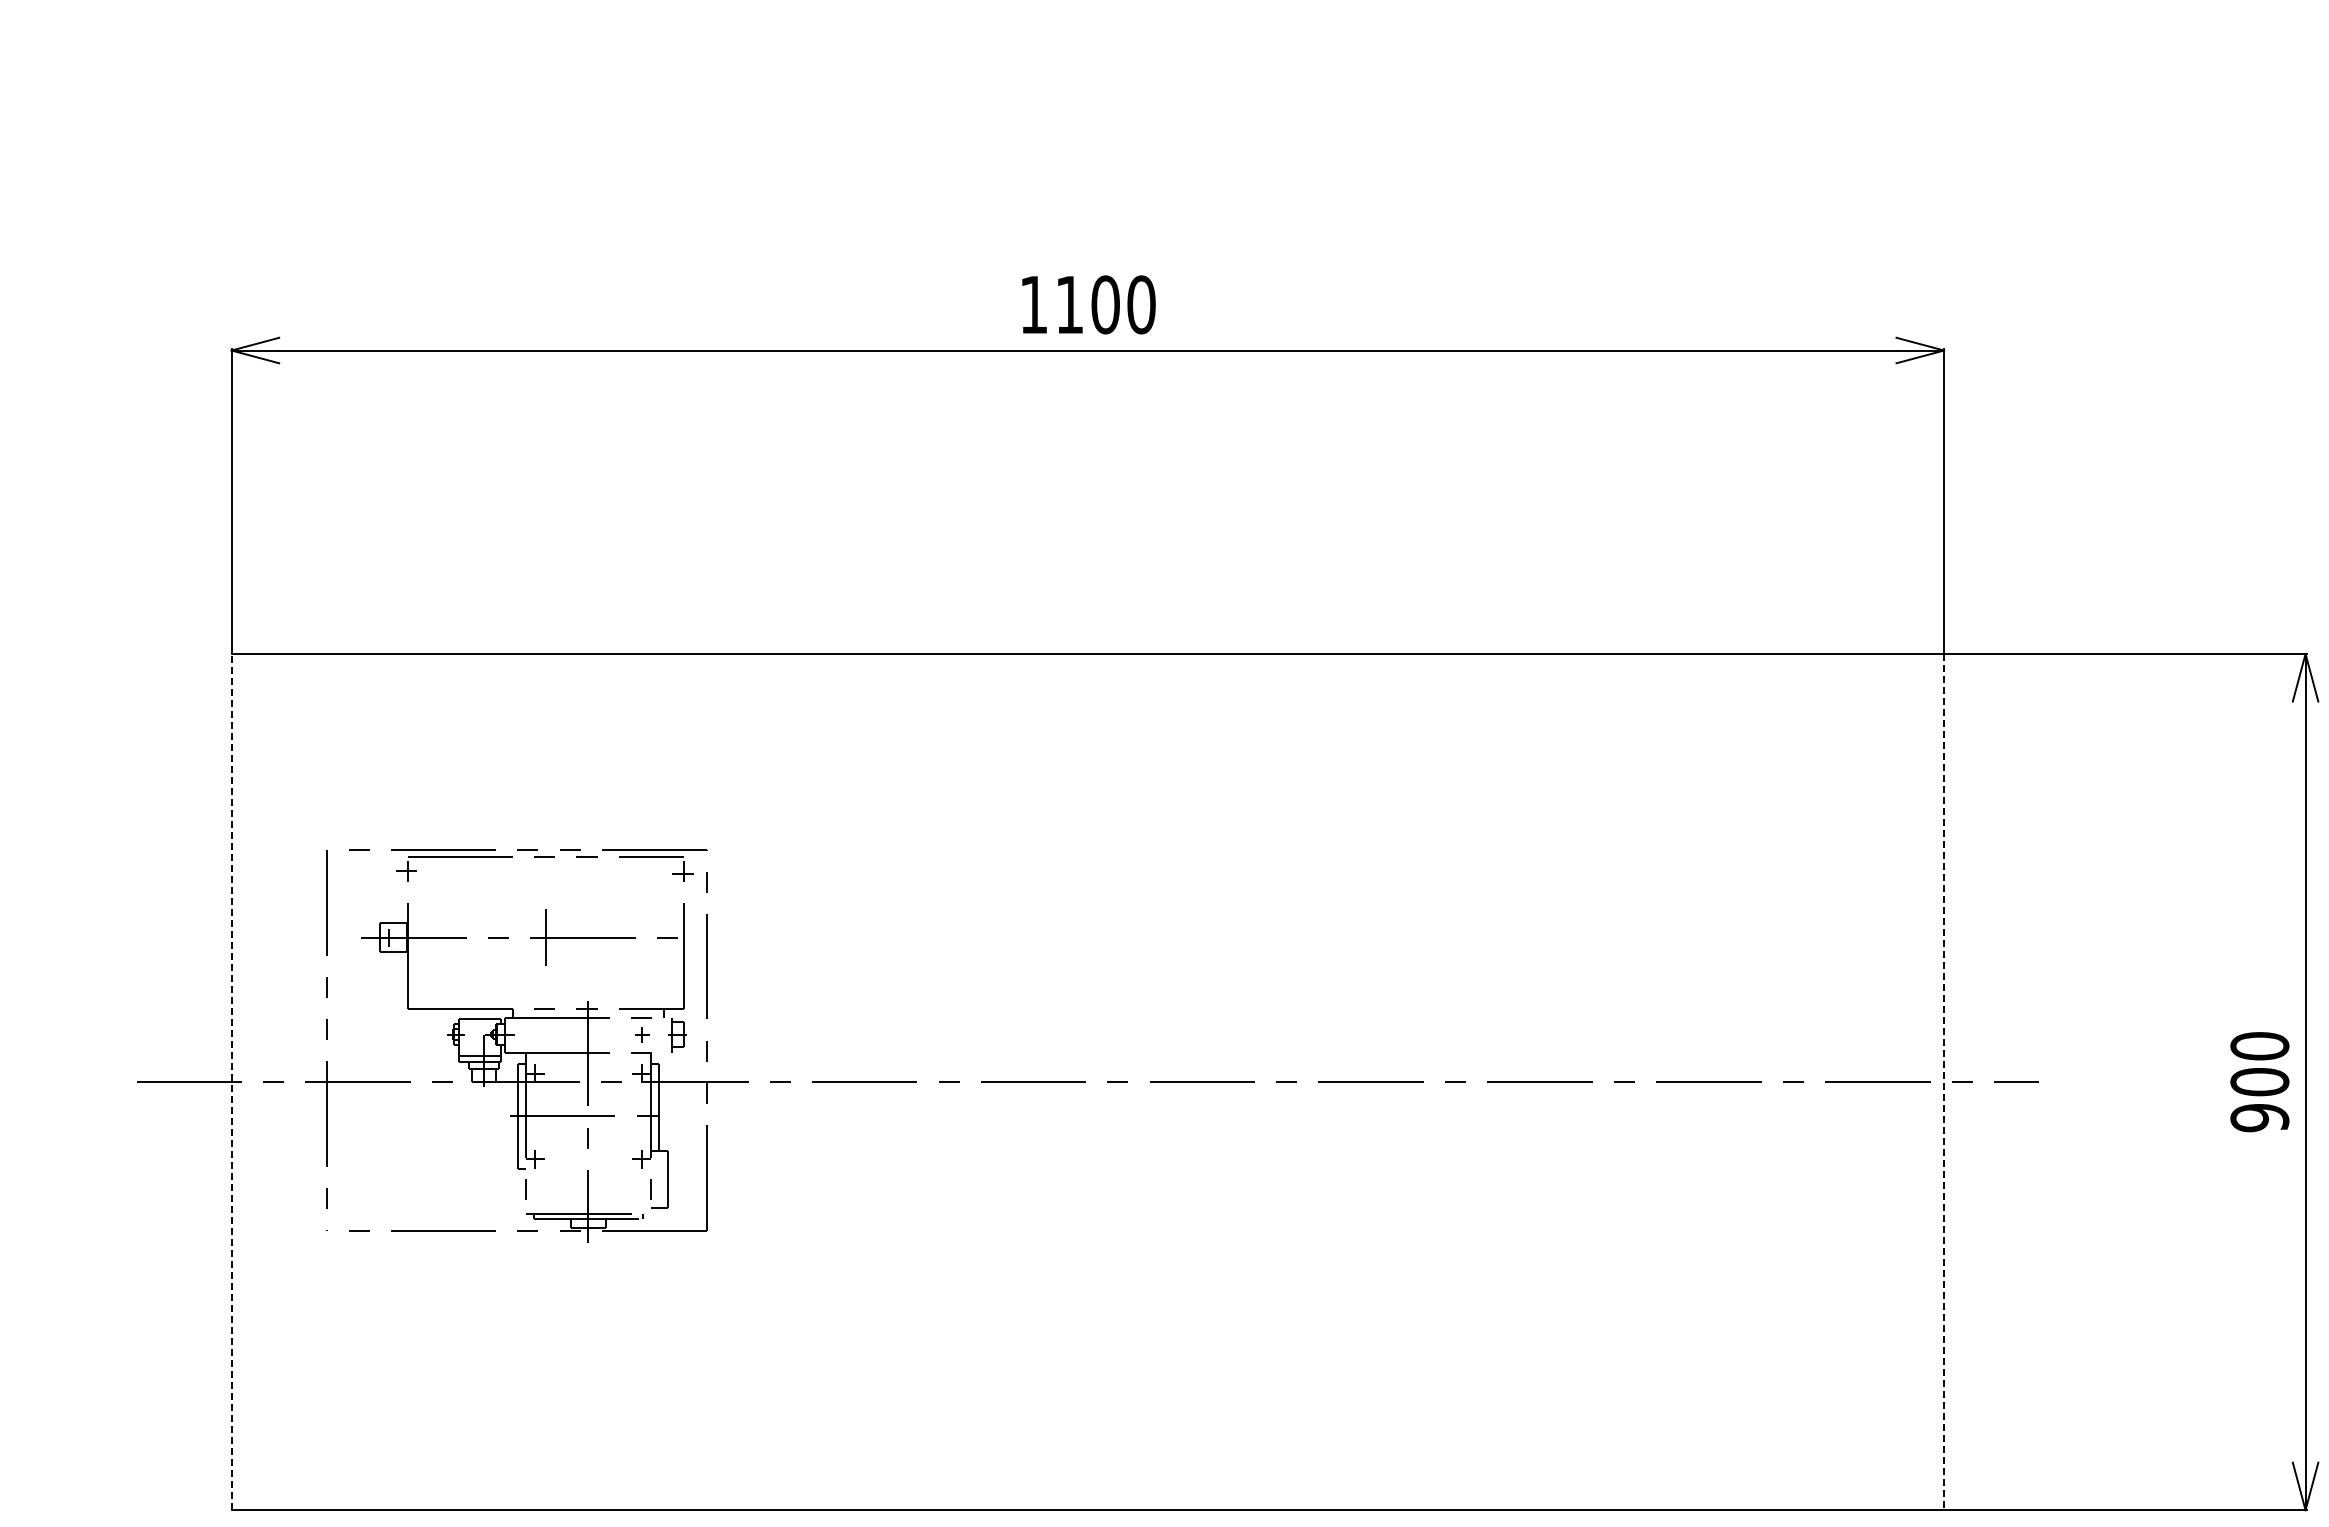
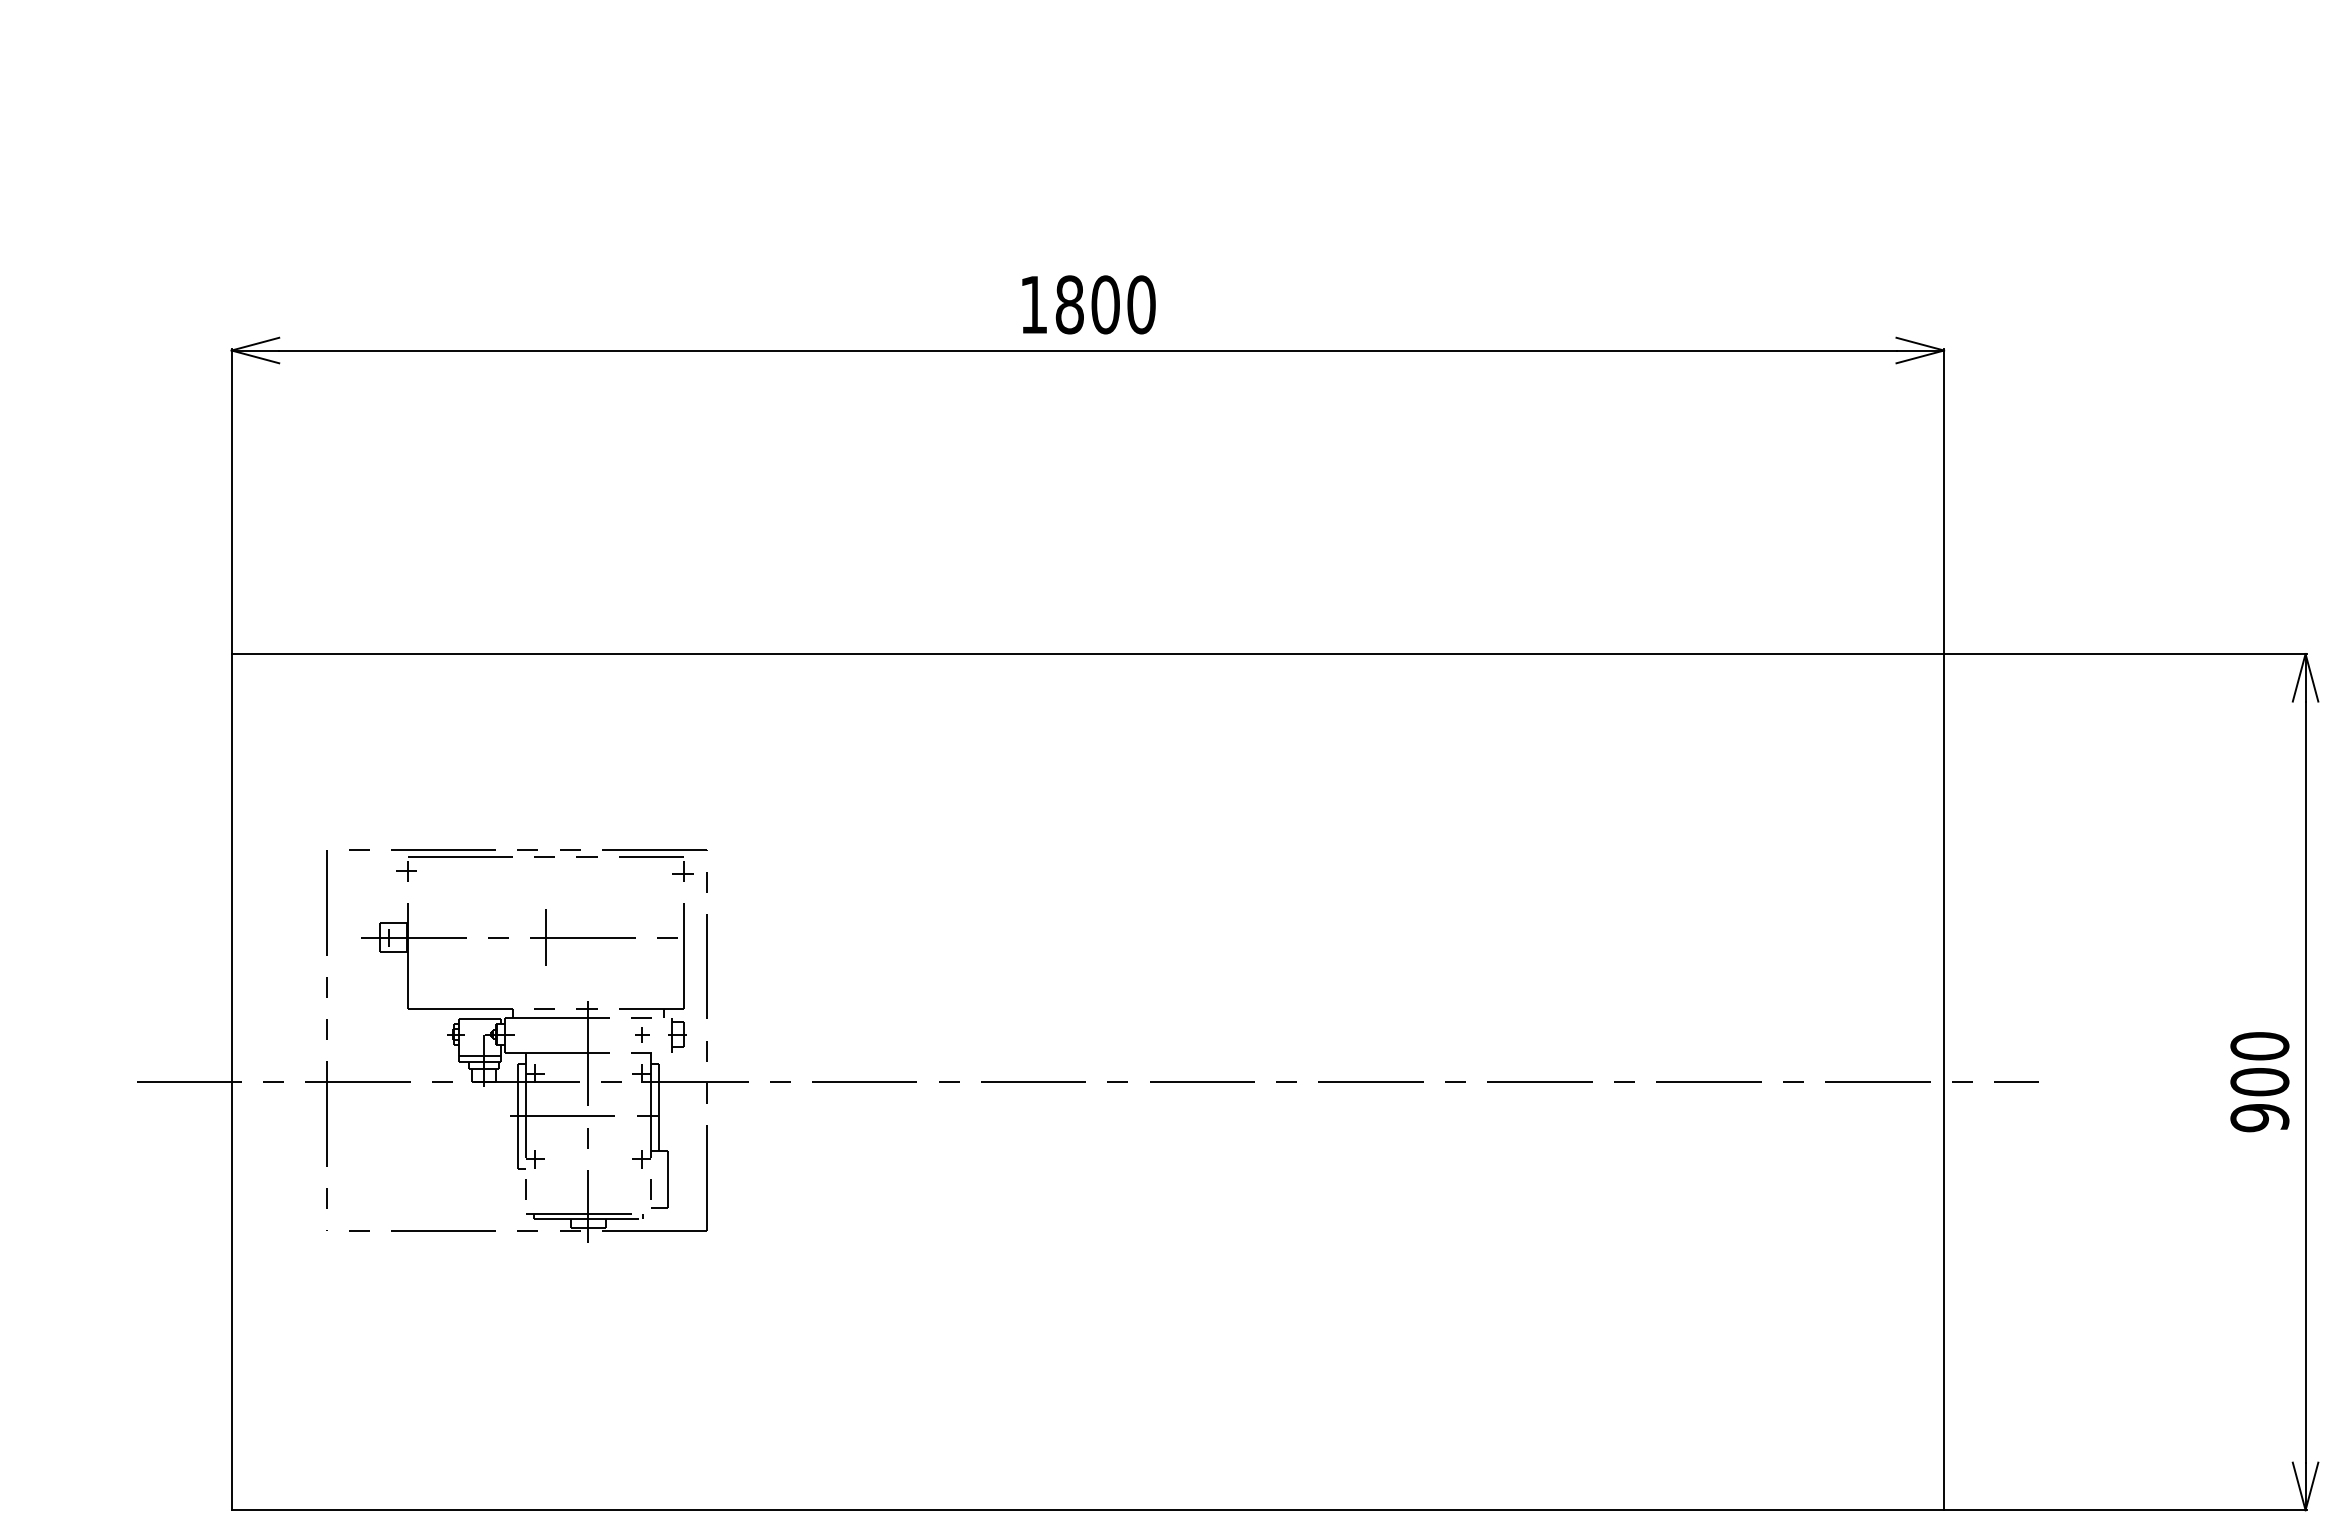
text: 1100 -> 1800 (1069, 304)
line: dashed -> solid (231, 1081)
line: dashed -> solid (1944, 1082)
